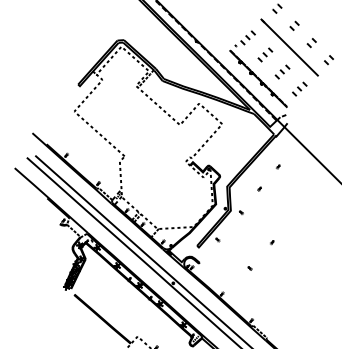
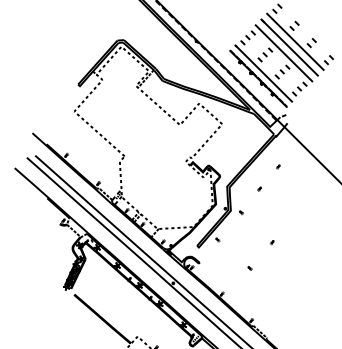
line: none -> present (295, 41)
line: none -> present (283, 53)
line: none -> present (263, 73)
